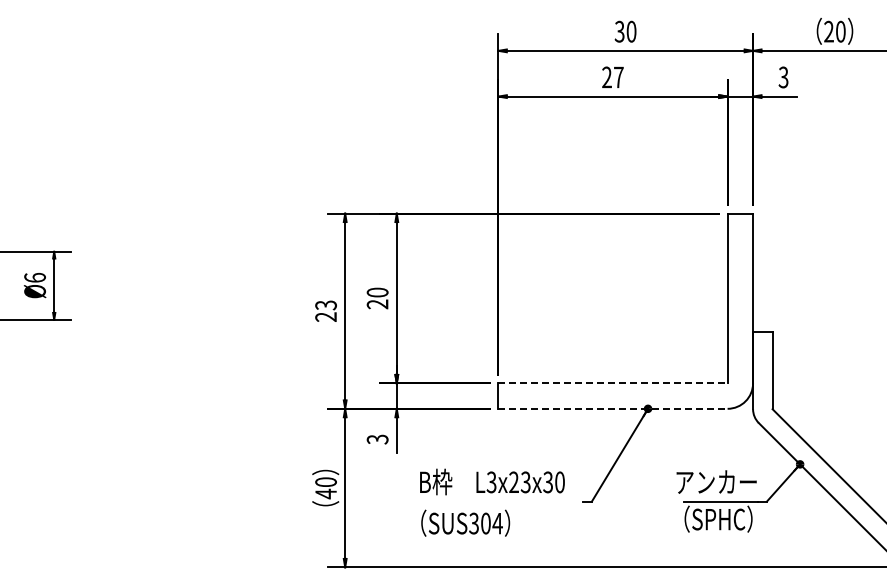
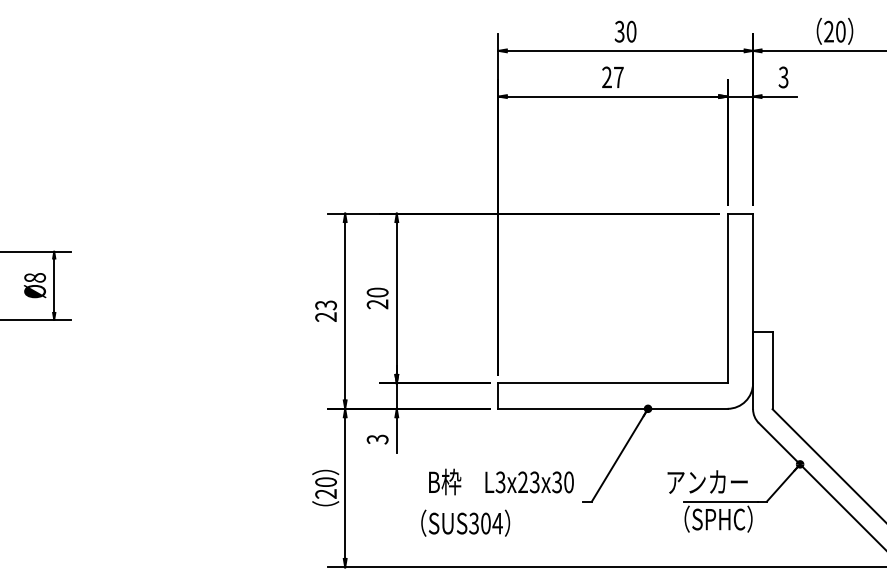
text: Ø6 -> Ø8 (34, 277)
line: dashed -> solid (613, 383)
line: dashed -> solid (613, 408)
text position: (492, 481) -> (501, 481) (501, 481)
text position: (716, 481) -> (707, 481) (707, 481)
text: 40 -> 20 (325, 493)
